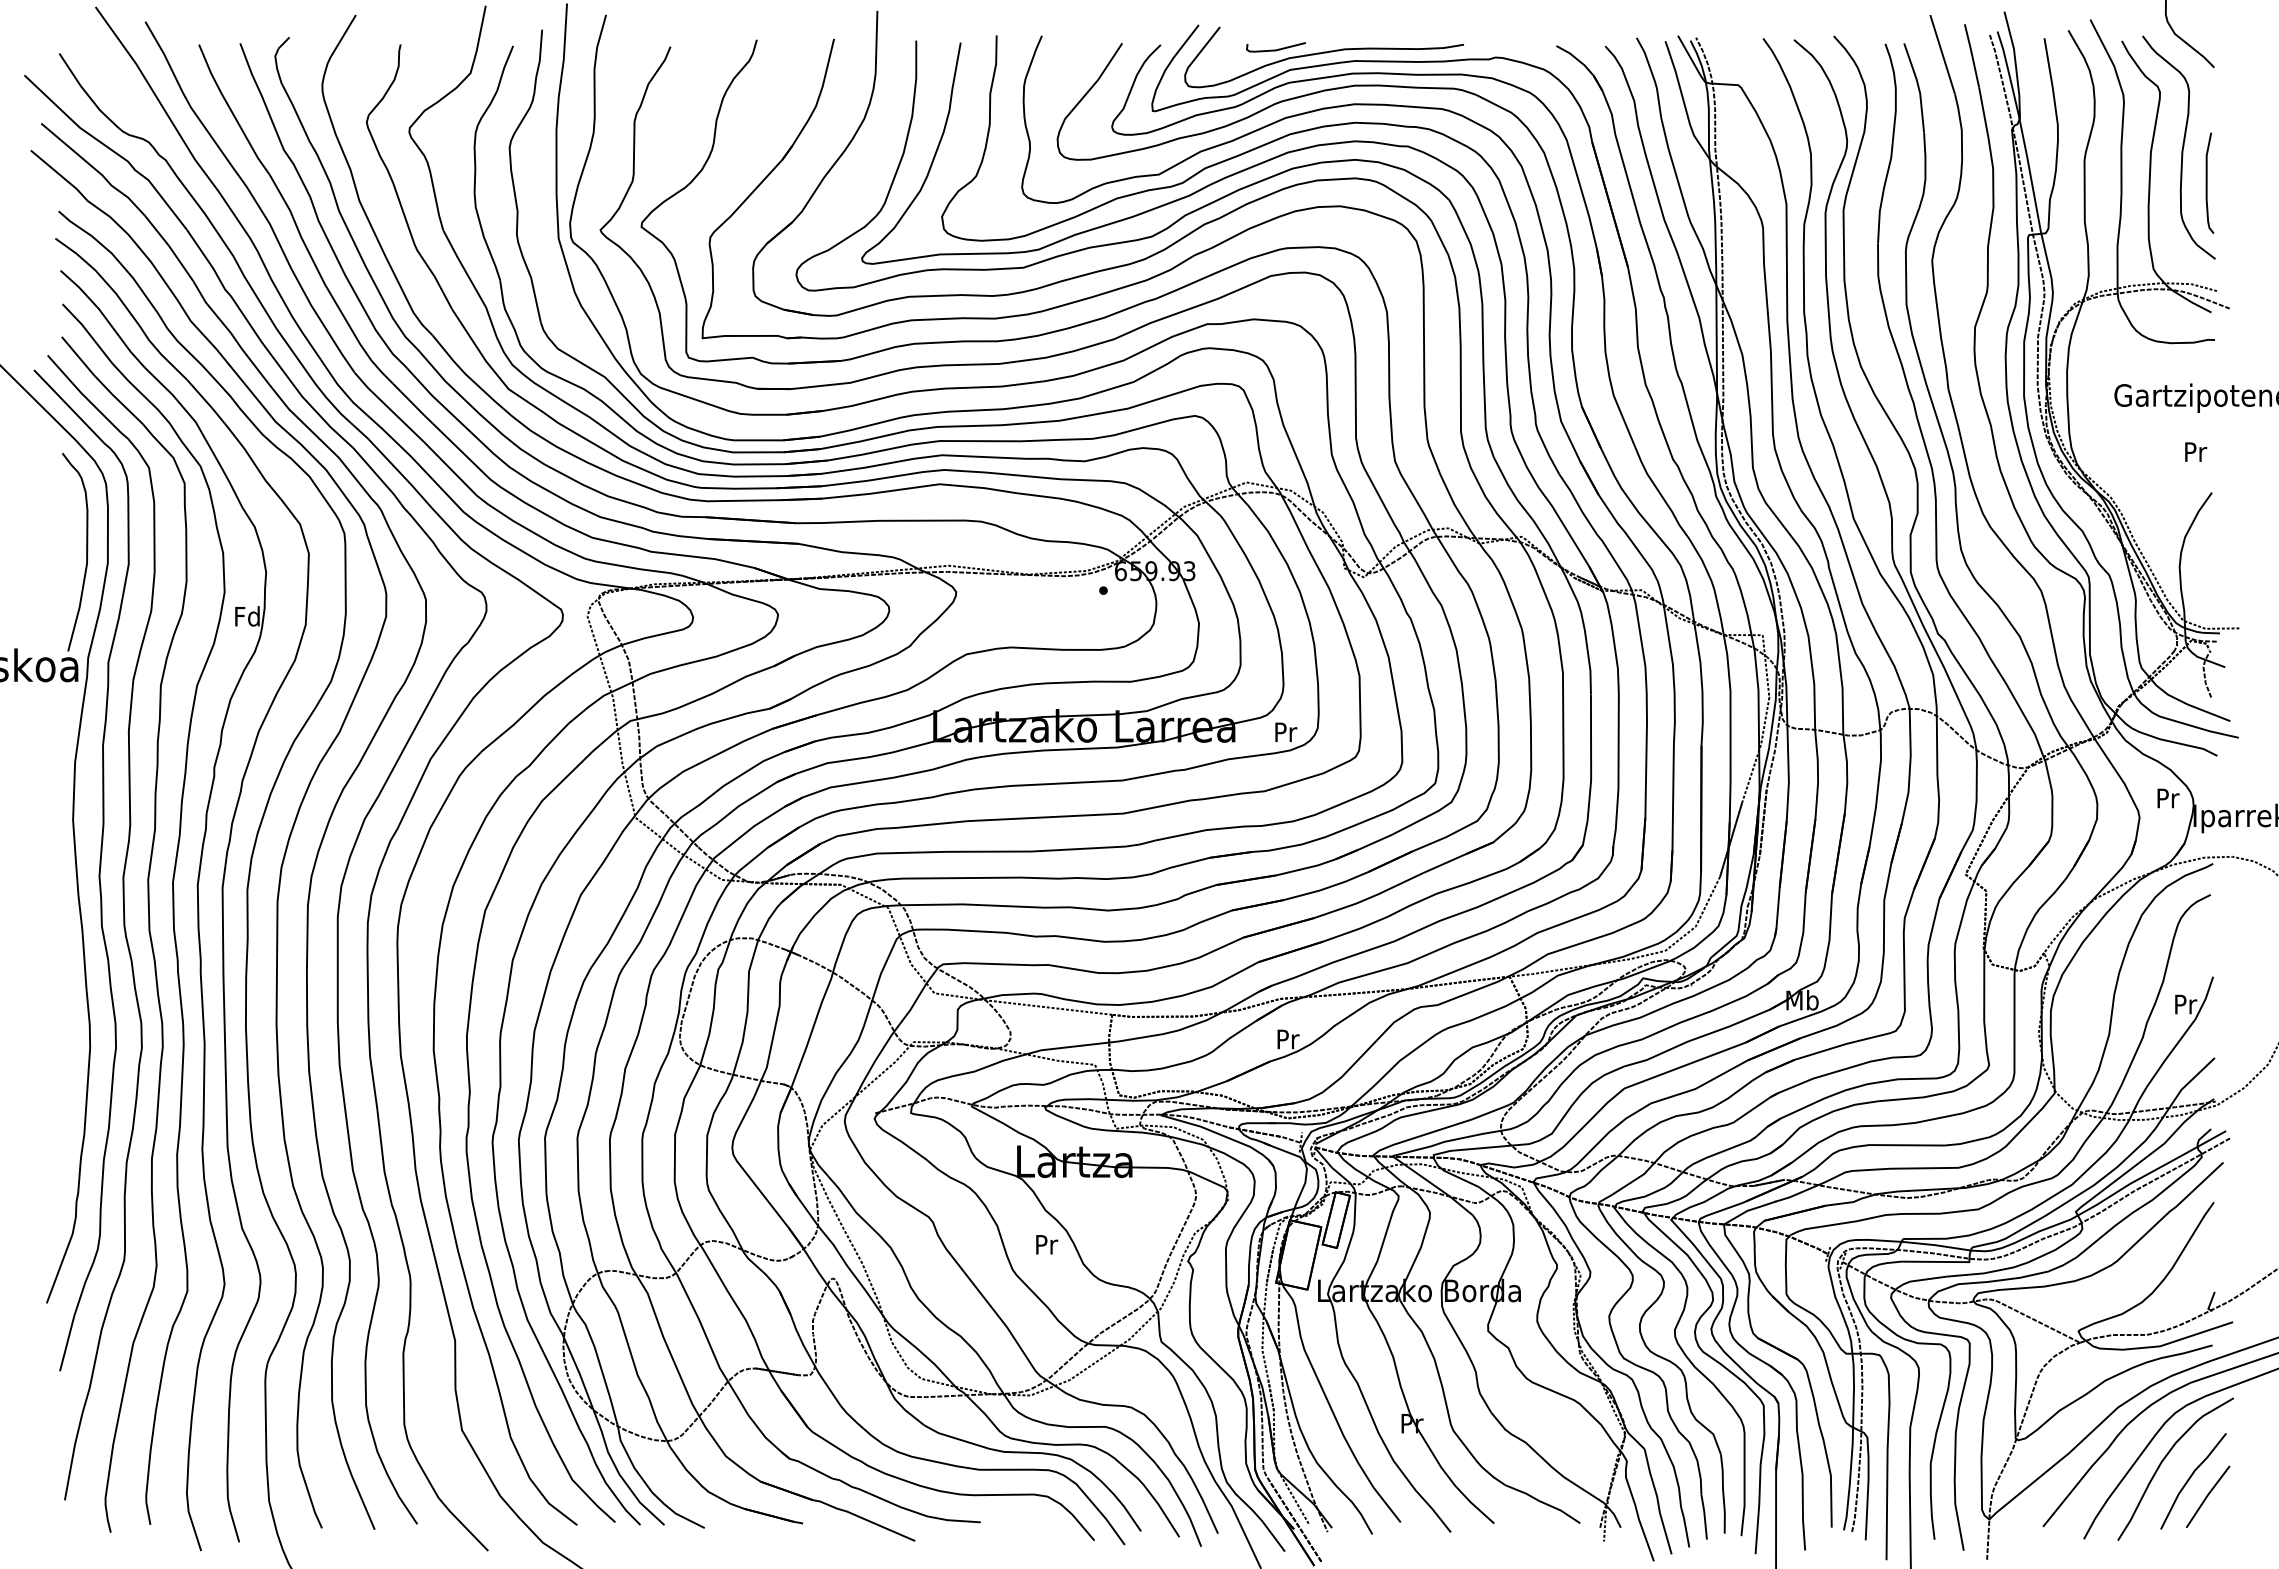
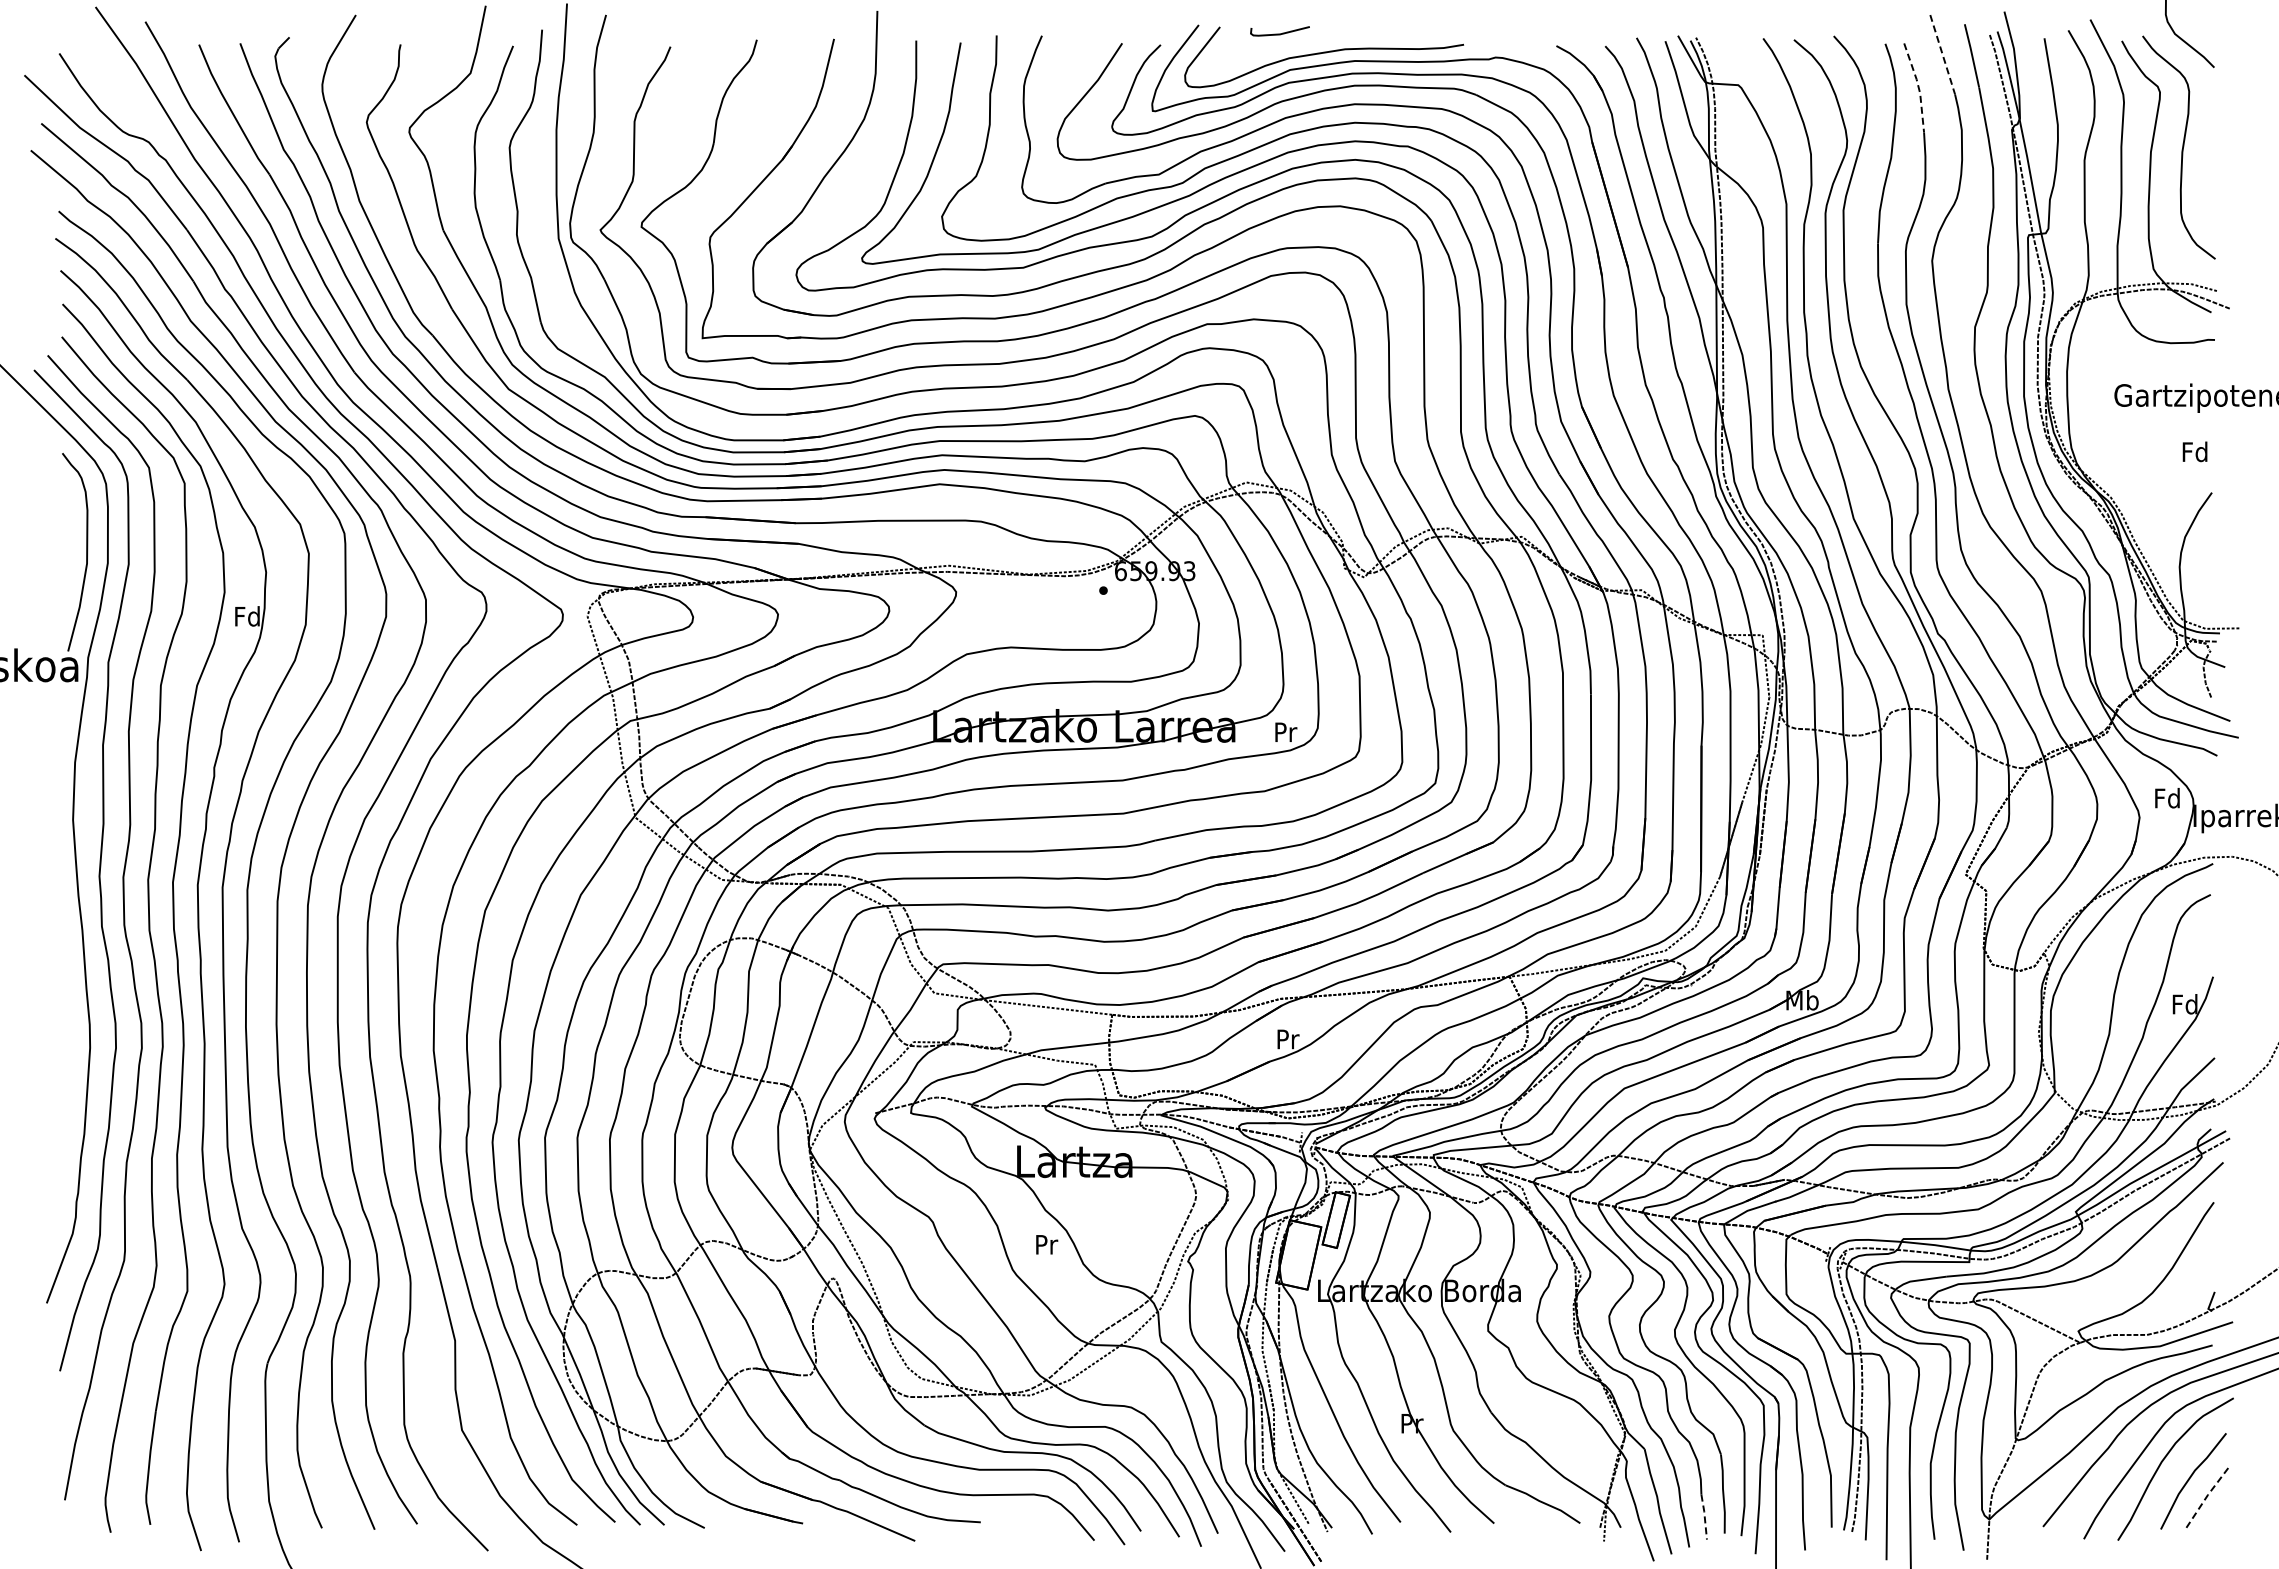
curve position: (1275, 49) -> (1279, 33) (1279, 33)
line: solid -> dashed (1942, 54)
line: solid -> dashed (1918, 87)
curve: present -> none (2207, 182)
text: Pr -> Fd (2194, 451)
text: Pr -> Fd (2167, 797)
text: Pr -> Fd (2184, 1004)
line: solid -> dashed (2207, 1495)
line: solid -> dashed (1704, 1517)
